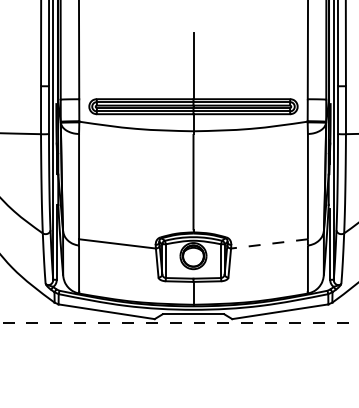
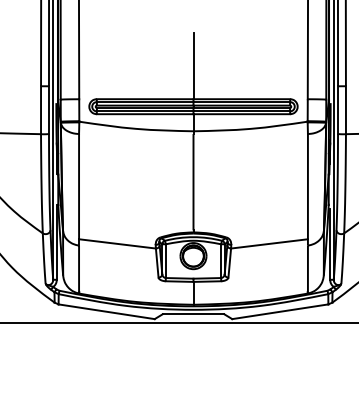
line: dashed -> solid (269, 243)
line: dashed -> solid (179, 323)
